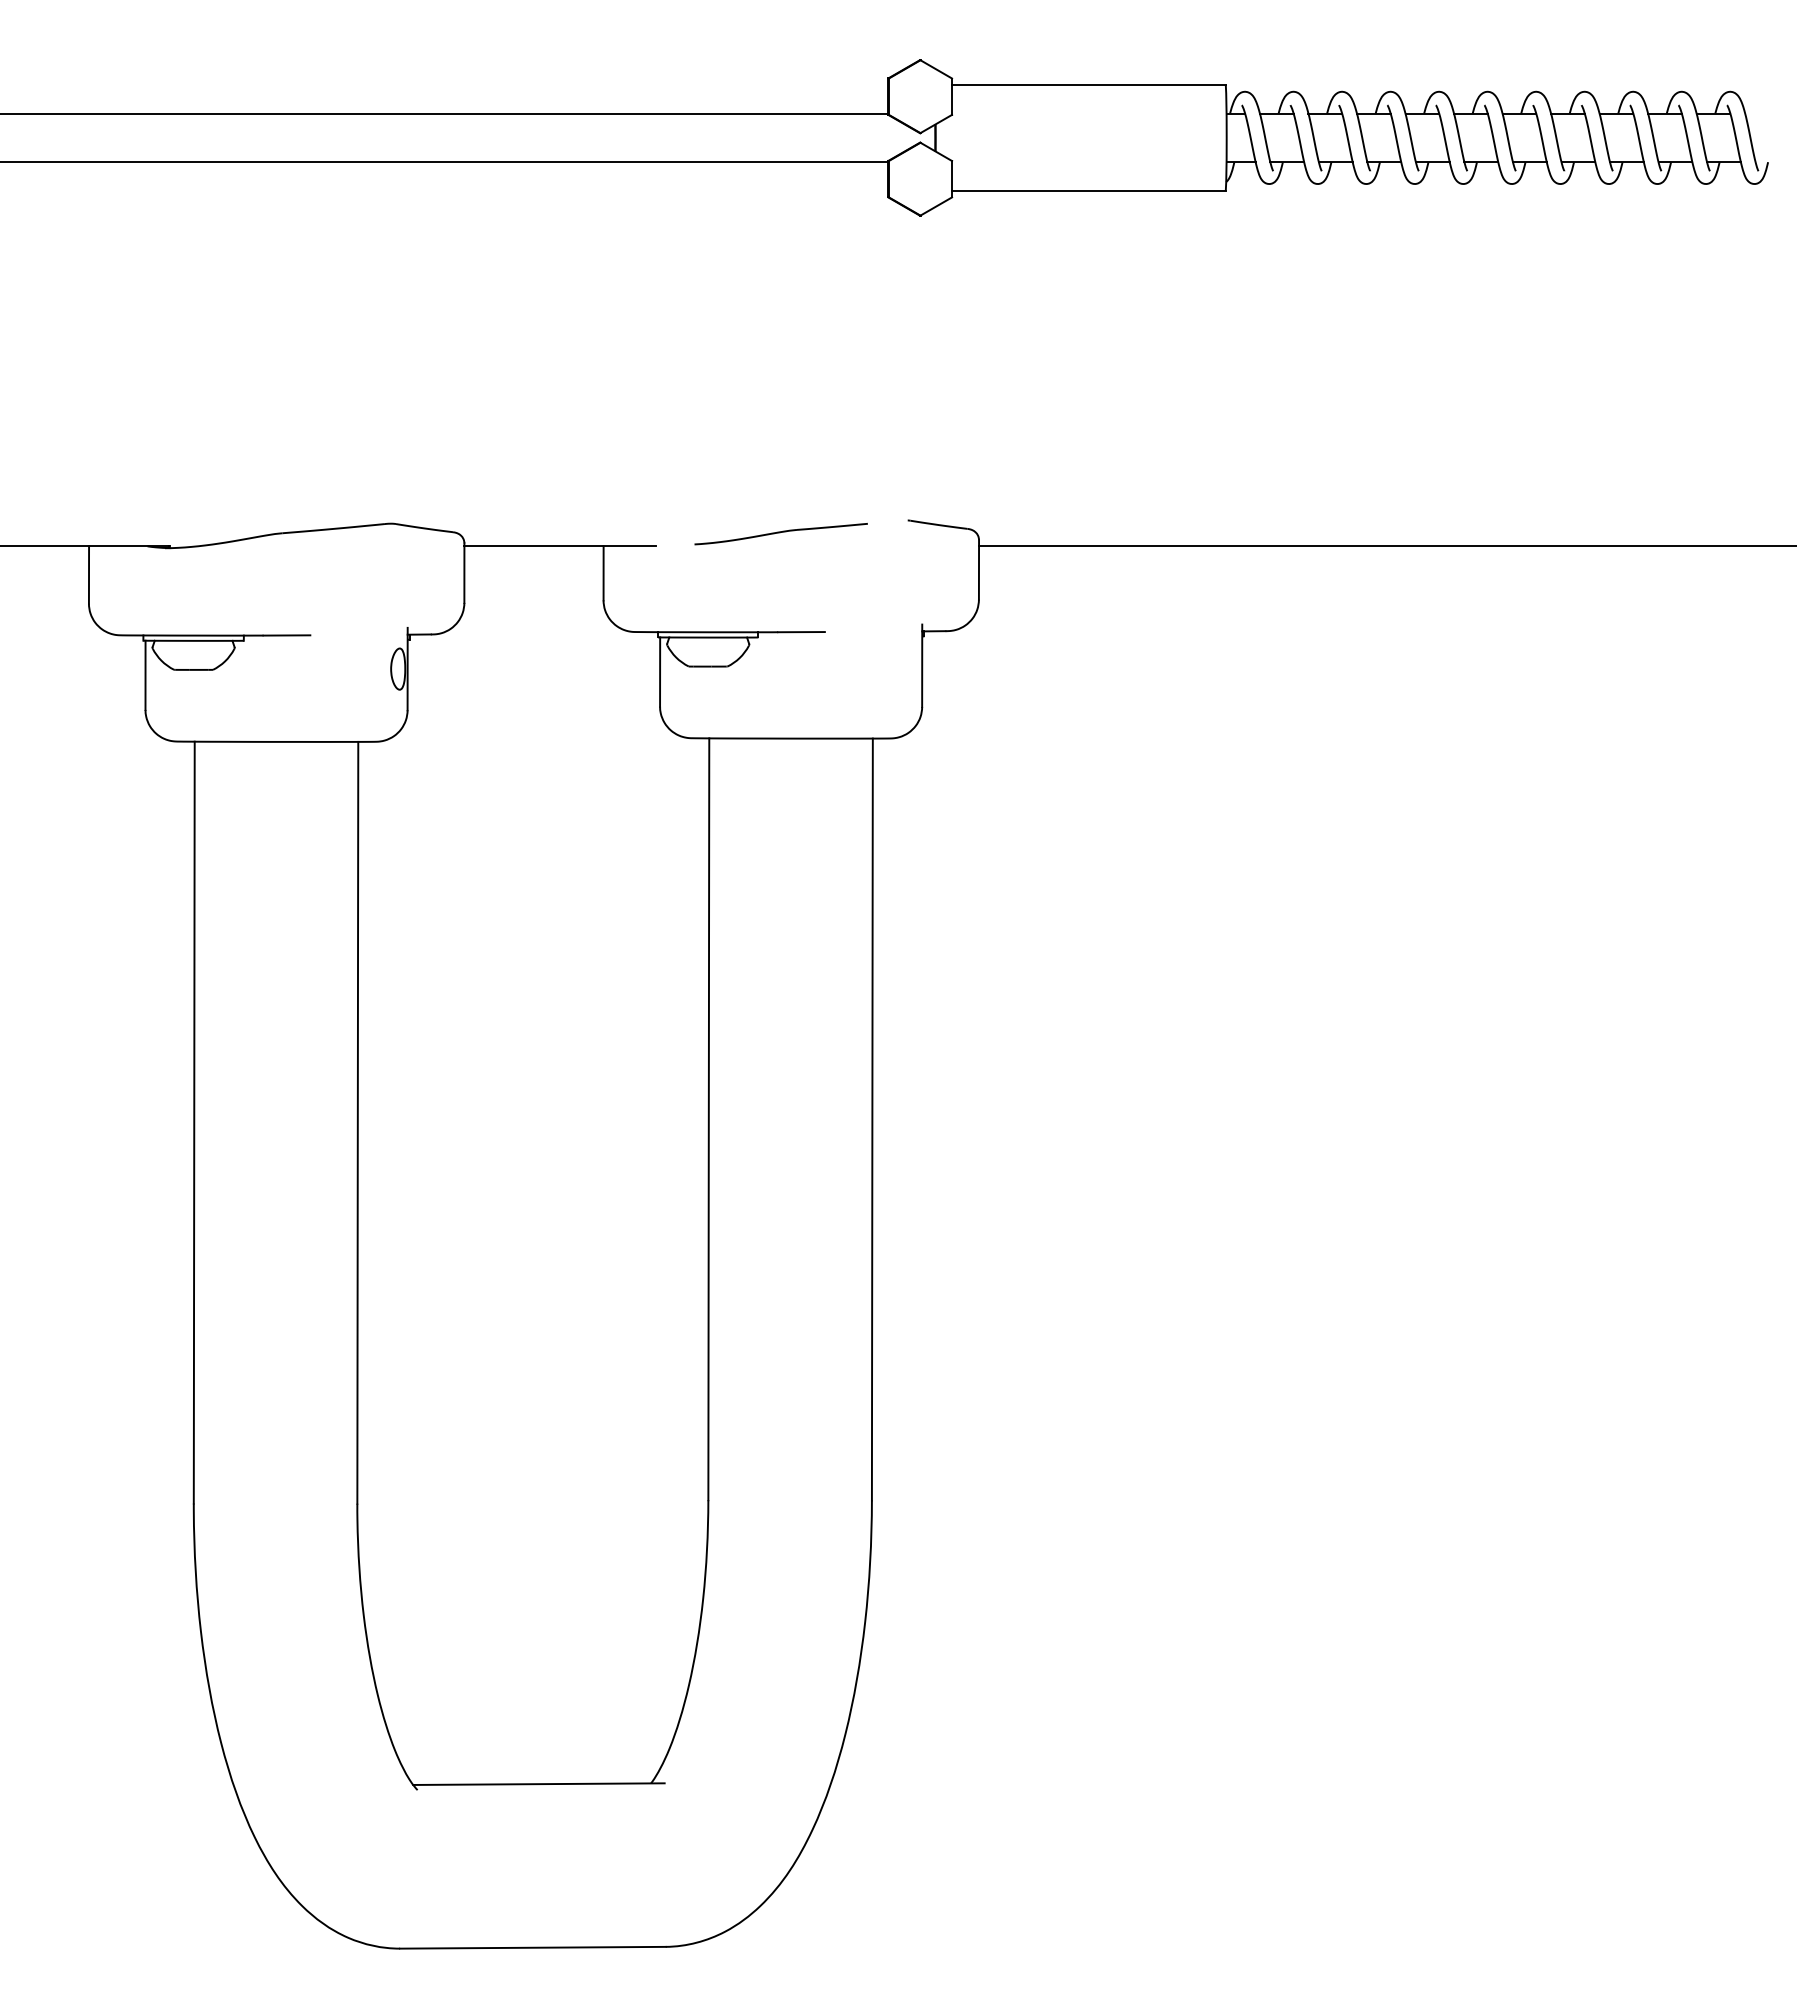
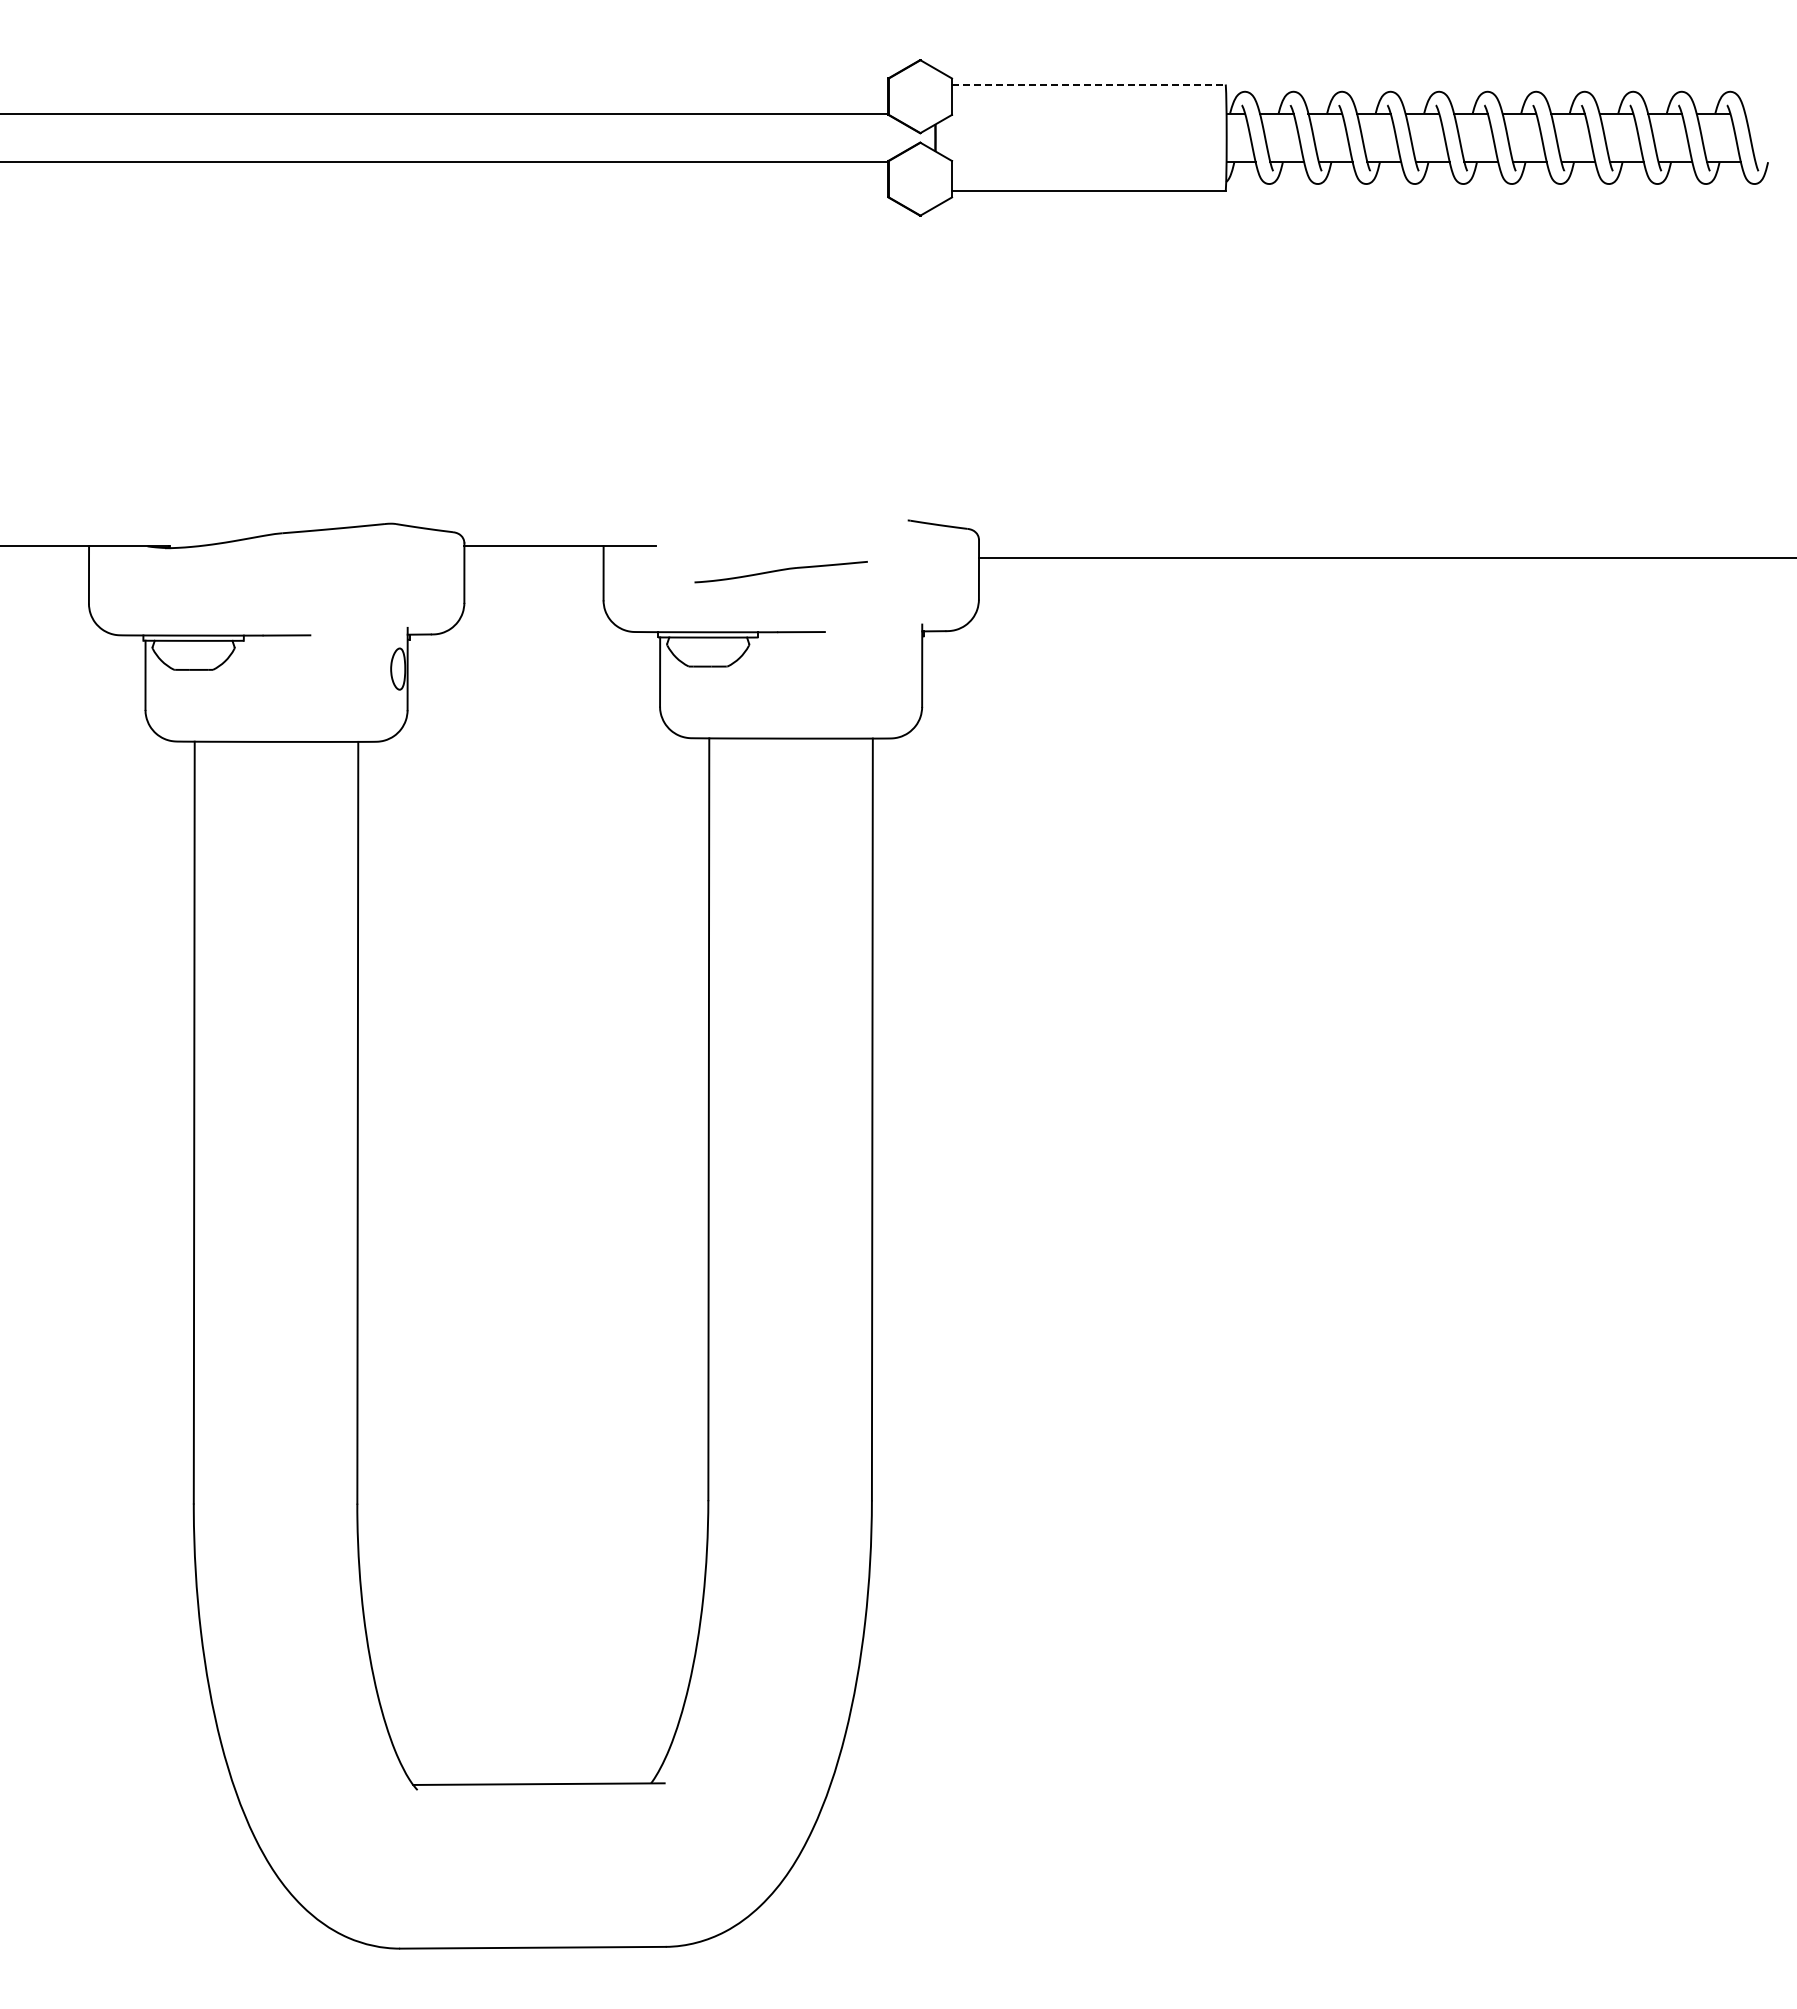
line: solid -> dashed (1088, 84)
part position: (780, 534) -> (780, 572) (780, 572)
line position: (1386, 546) -> (1386, 558) (1386, 558)
